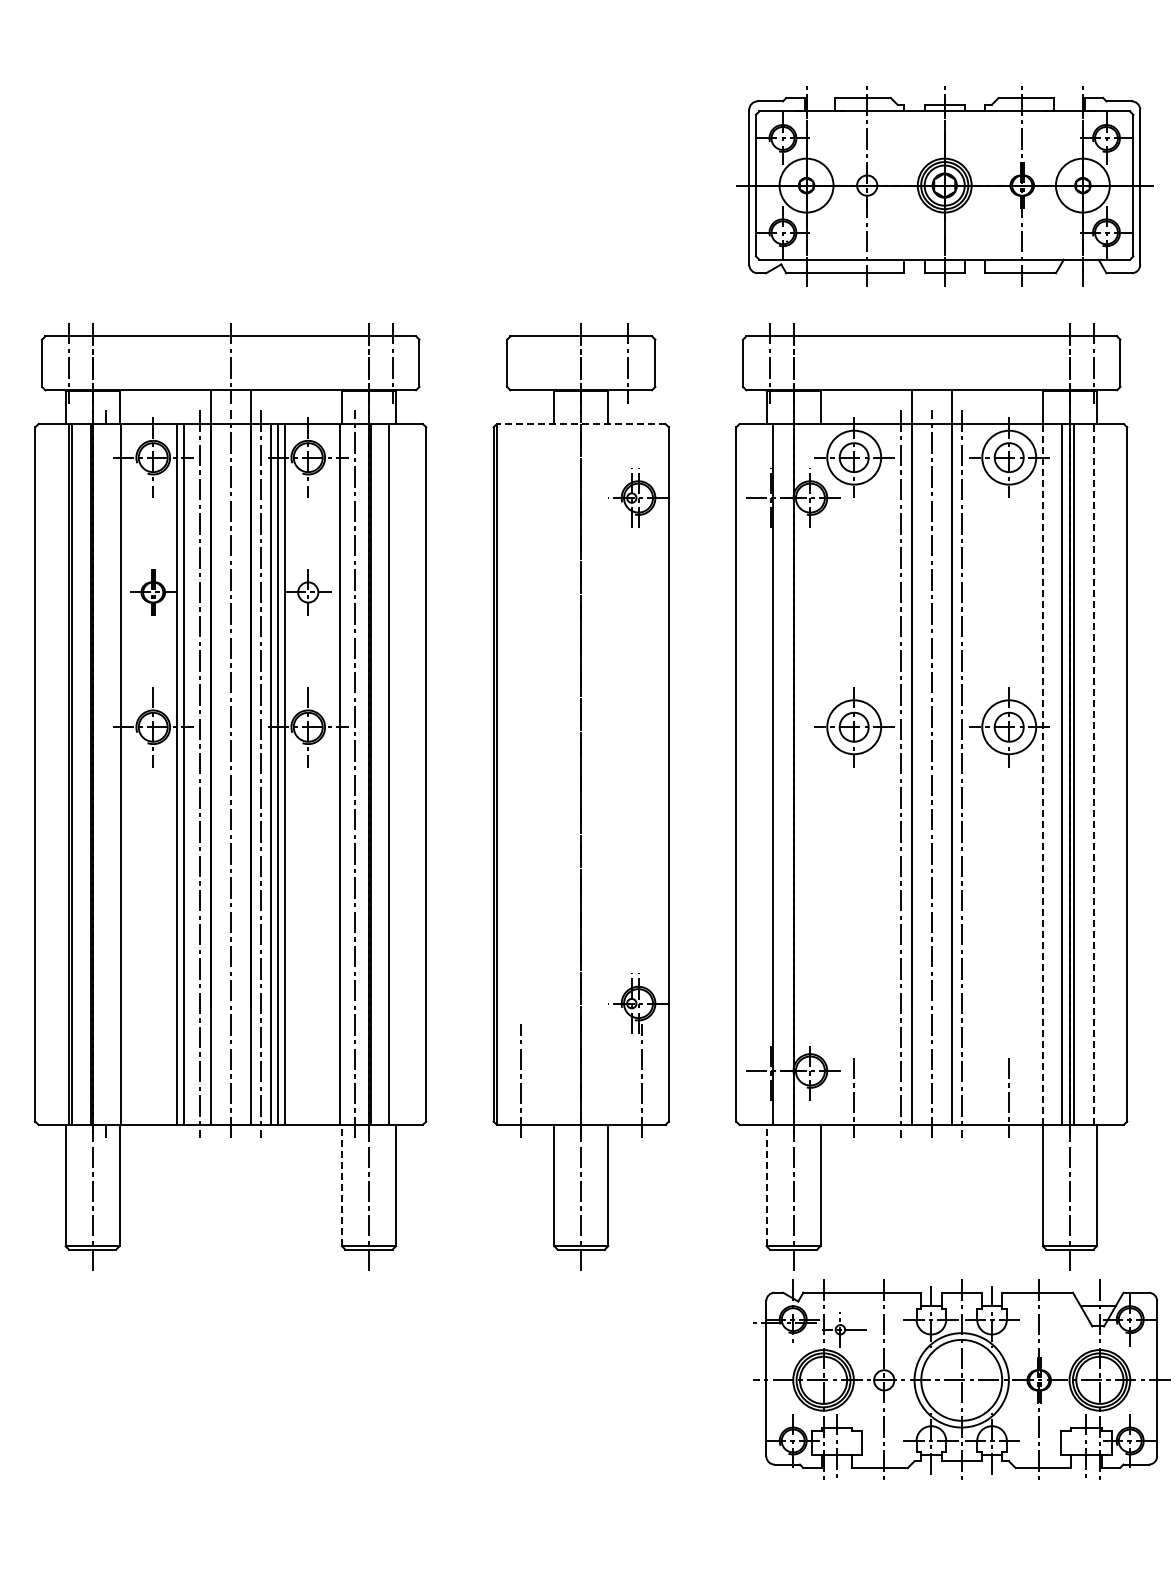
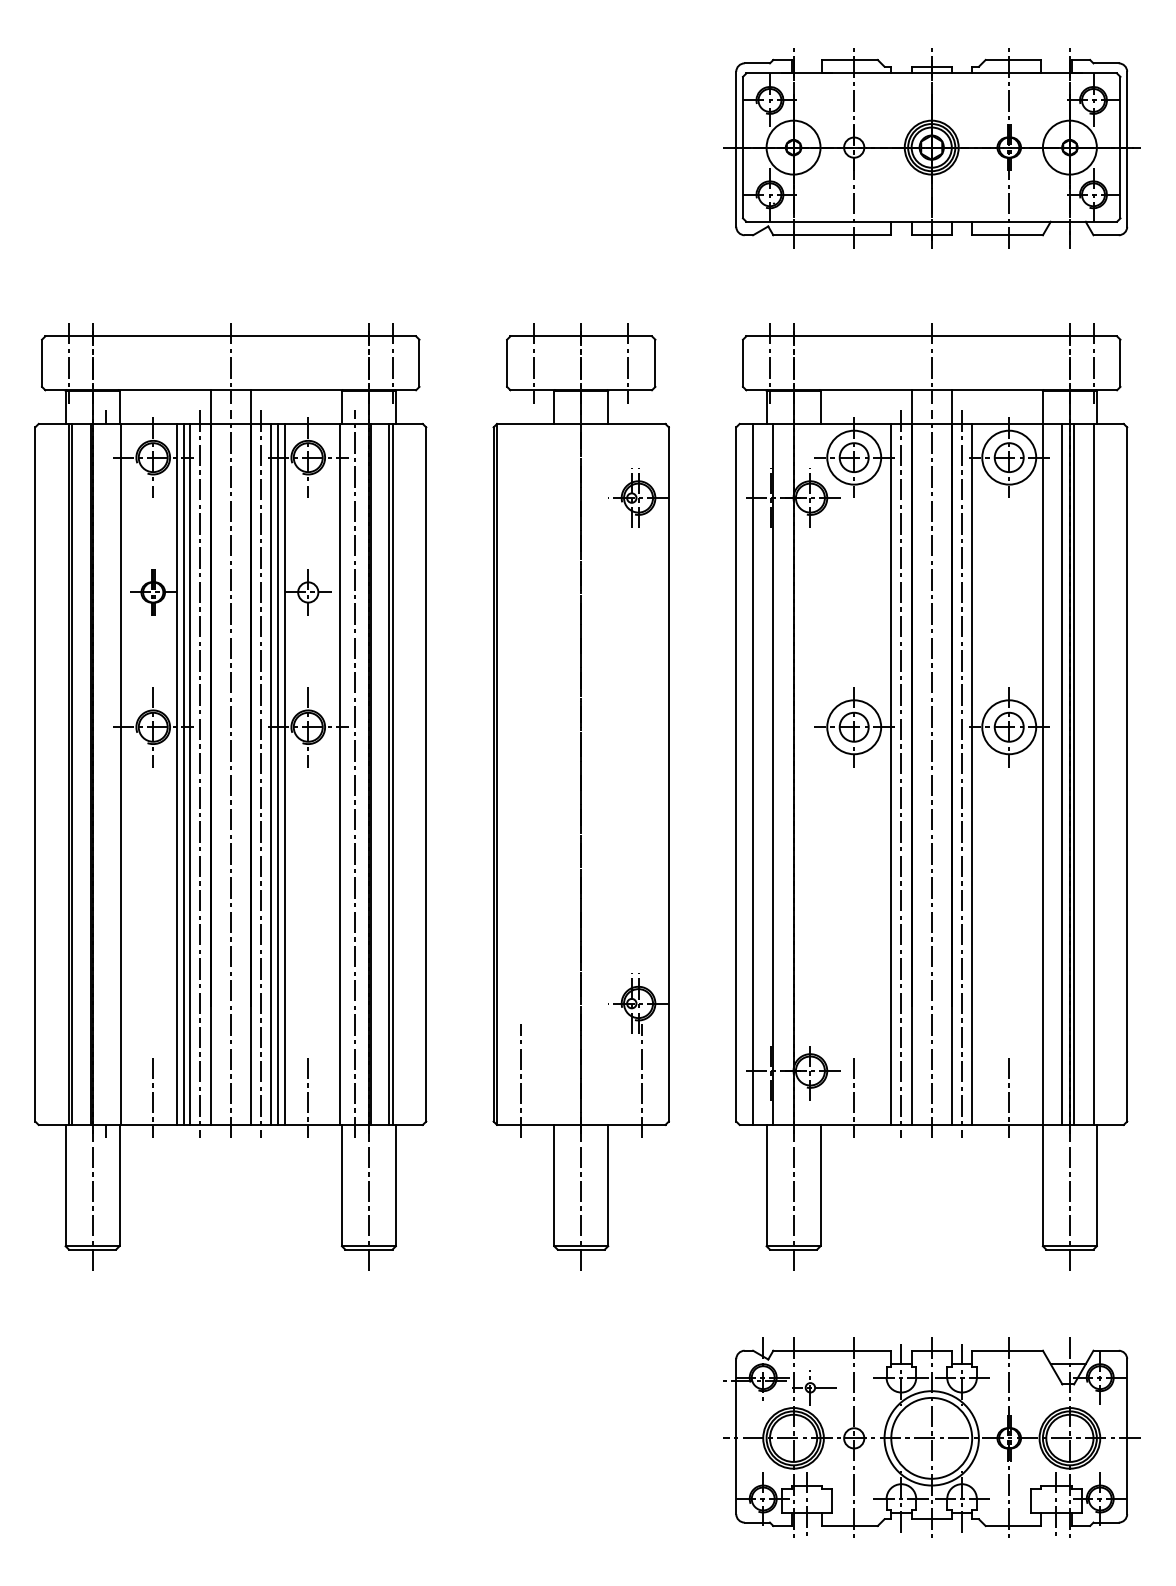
part position: (944, 186) -> (931, 148) (931, 148)
line: none -> present (534, 362)
line: none -> present (931, 362)
line: dashed -> solid (580, 423)
line: none -> present (190, 773)
line: none -> present (392, 773)
line: none -> present (753, 773)
line: none -> present (891, 773)
line: none -> present (972, 773)
line: dashed -> solid (1042, 773)
line: dashed -> solid (1093, 773)
line: none -> present (153, 1097)
line: none -> present (308, 1097)
line: dashed -> solid (341, 1185)
line: dashed -> solid (766, 1185)
part position: (961, 1379) -> (931, 1437) (931, 1437)
